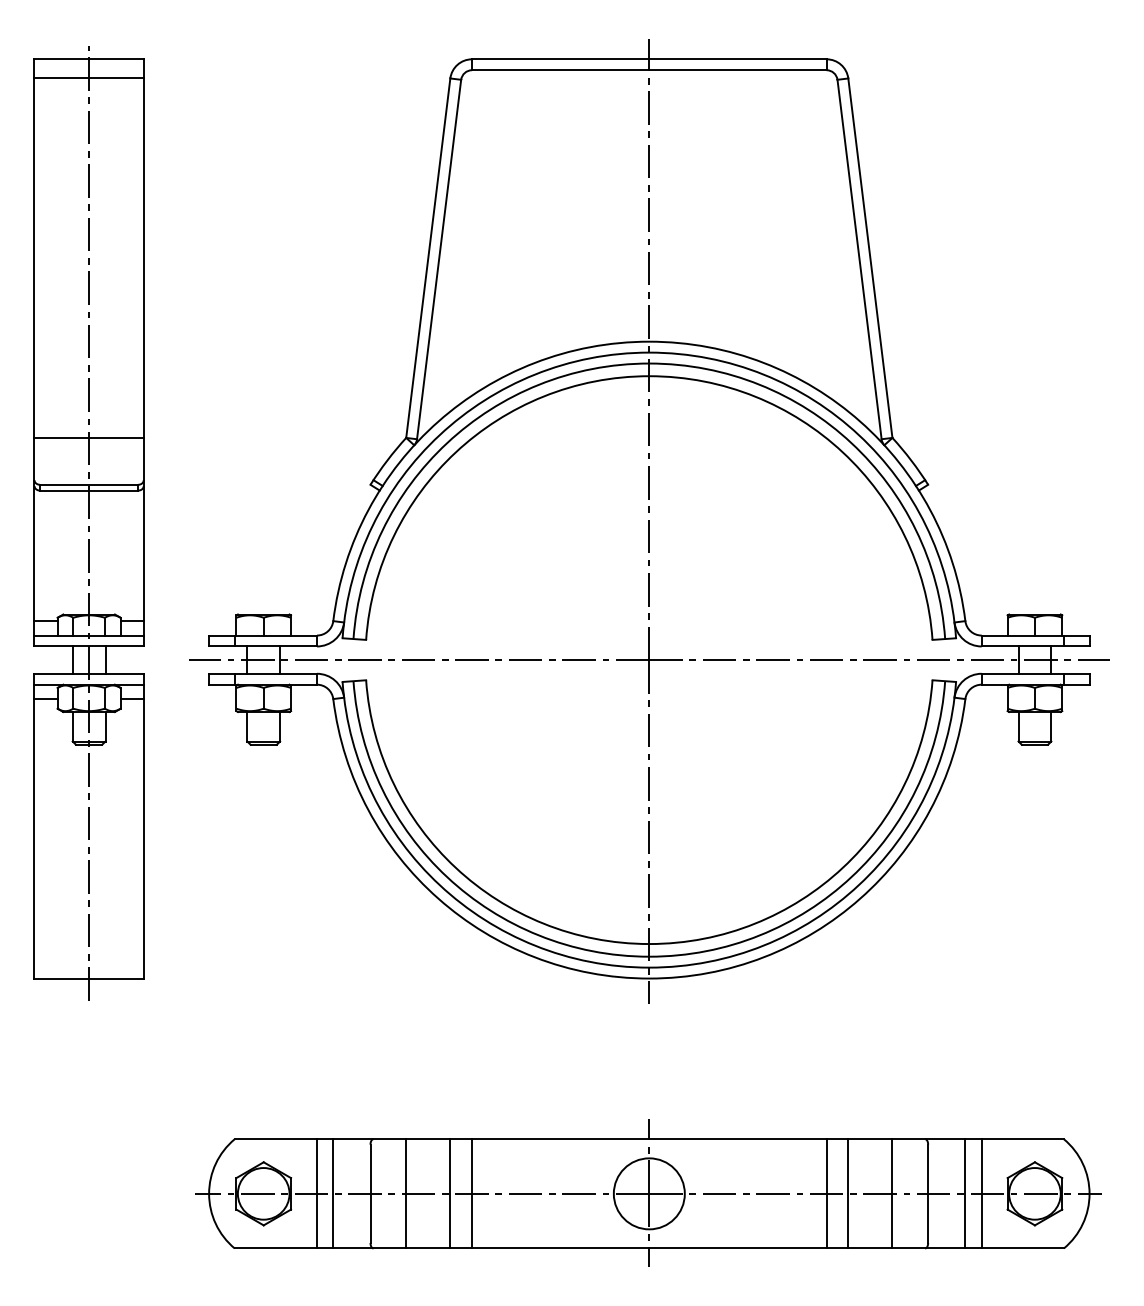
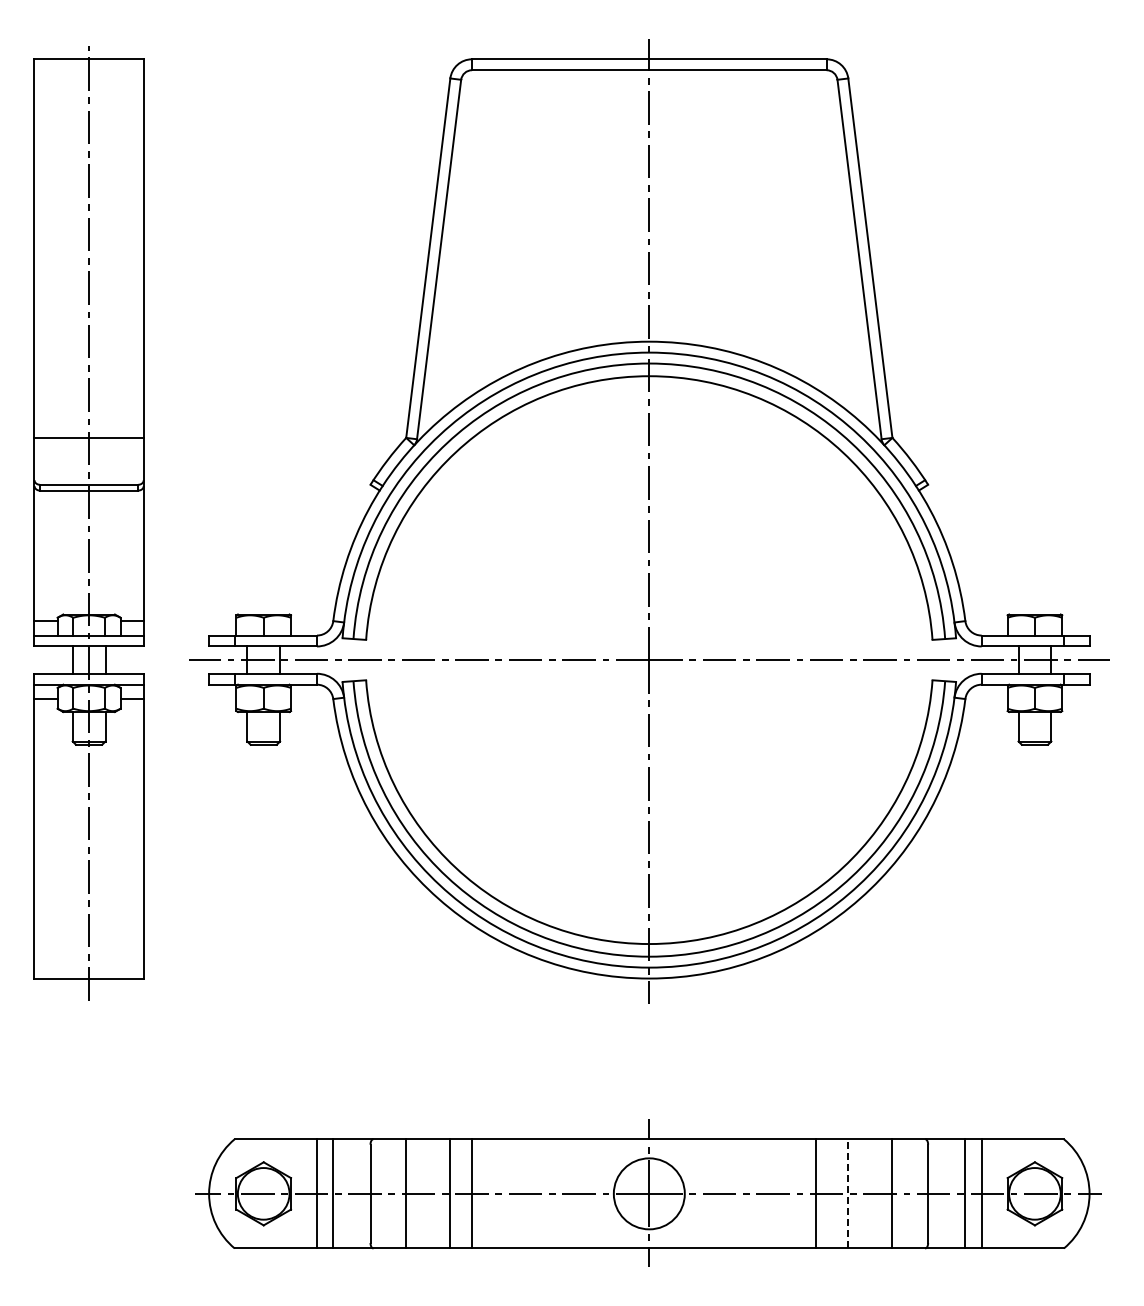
line: present -> none (88, 78)
line position: (826, 1193) -> (815, 1193) (815, 1193)
line: solid -> dashed (848, 1193)
